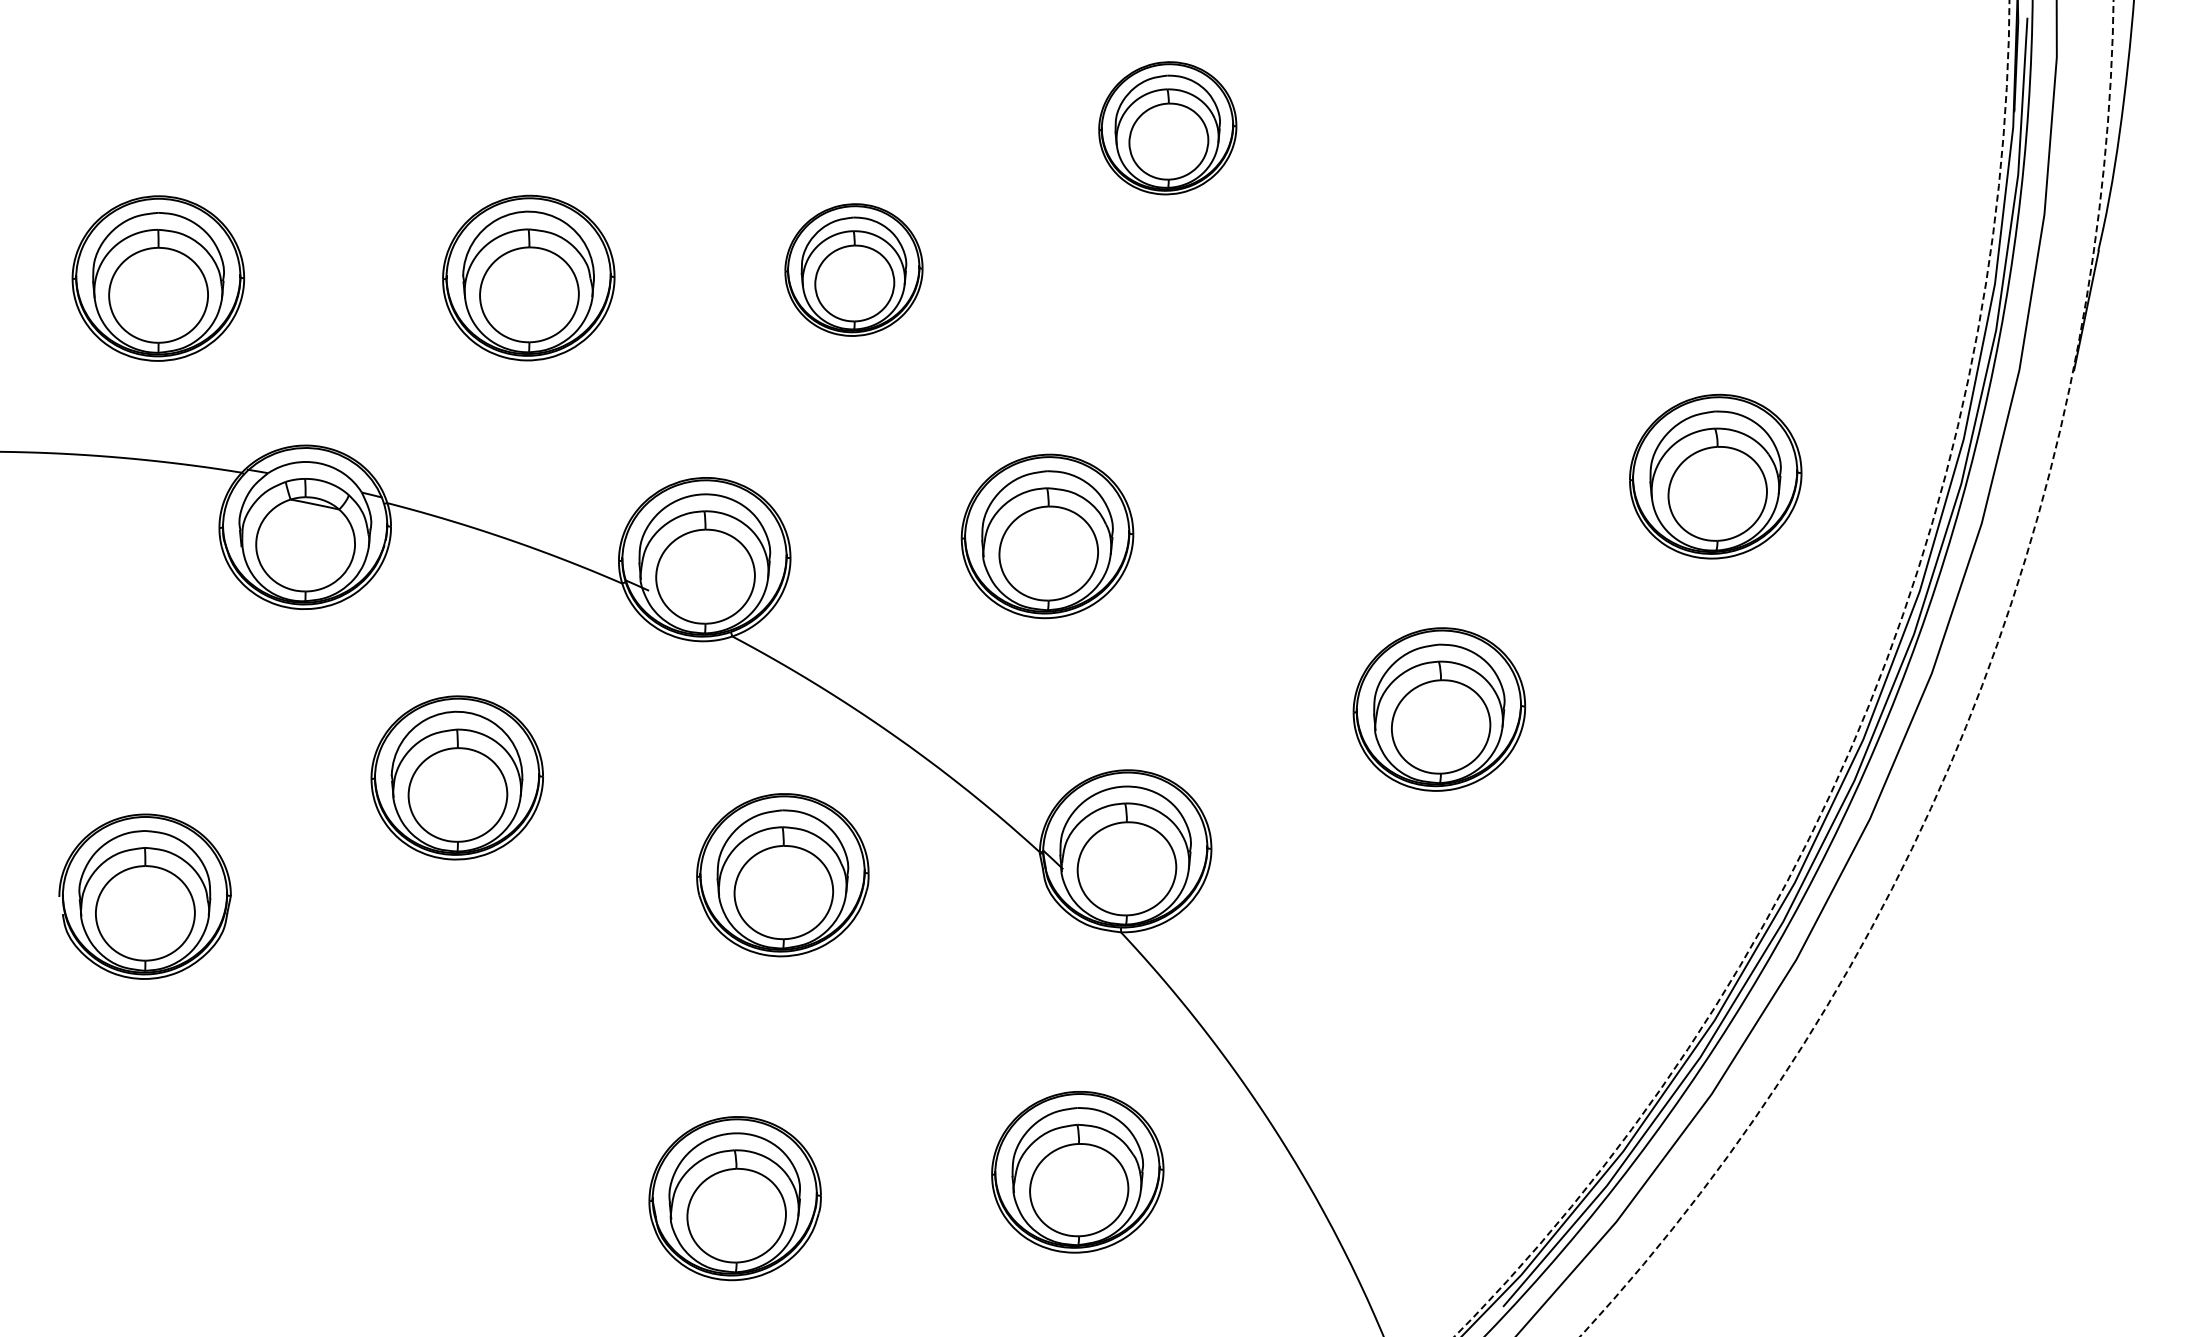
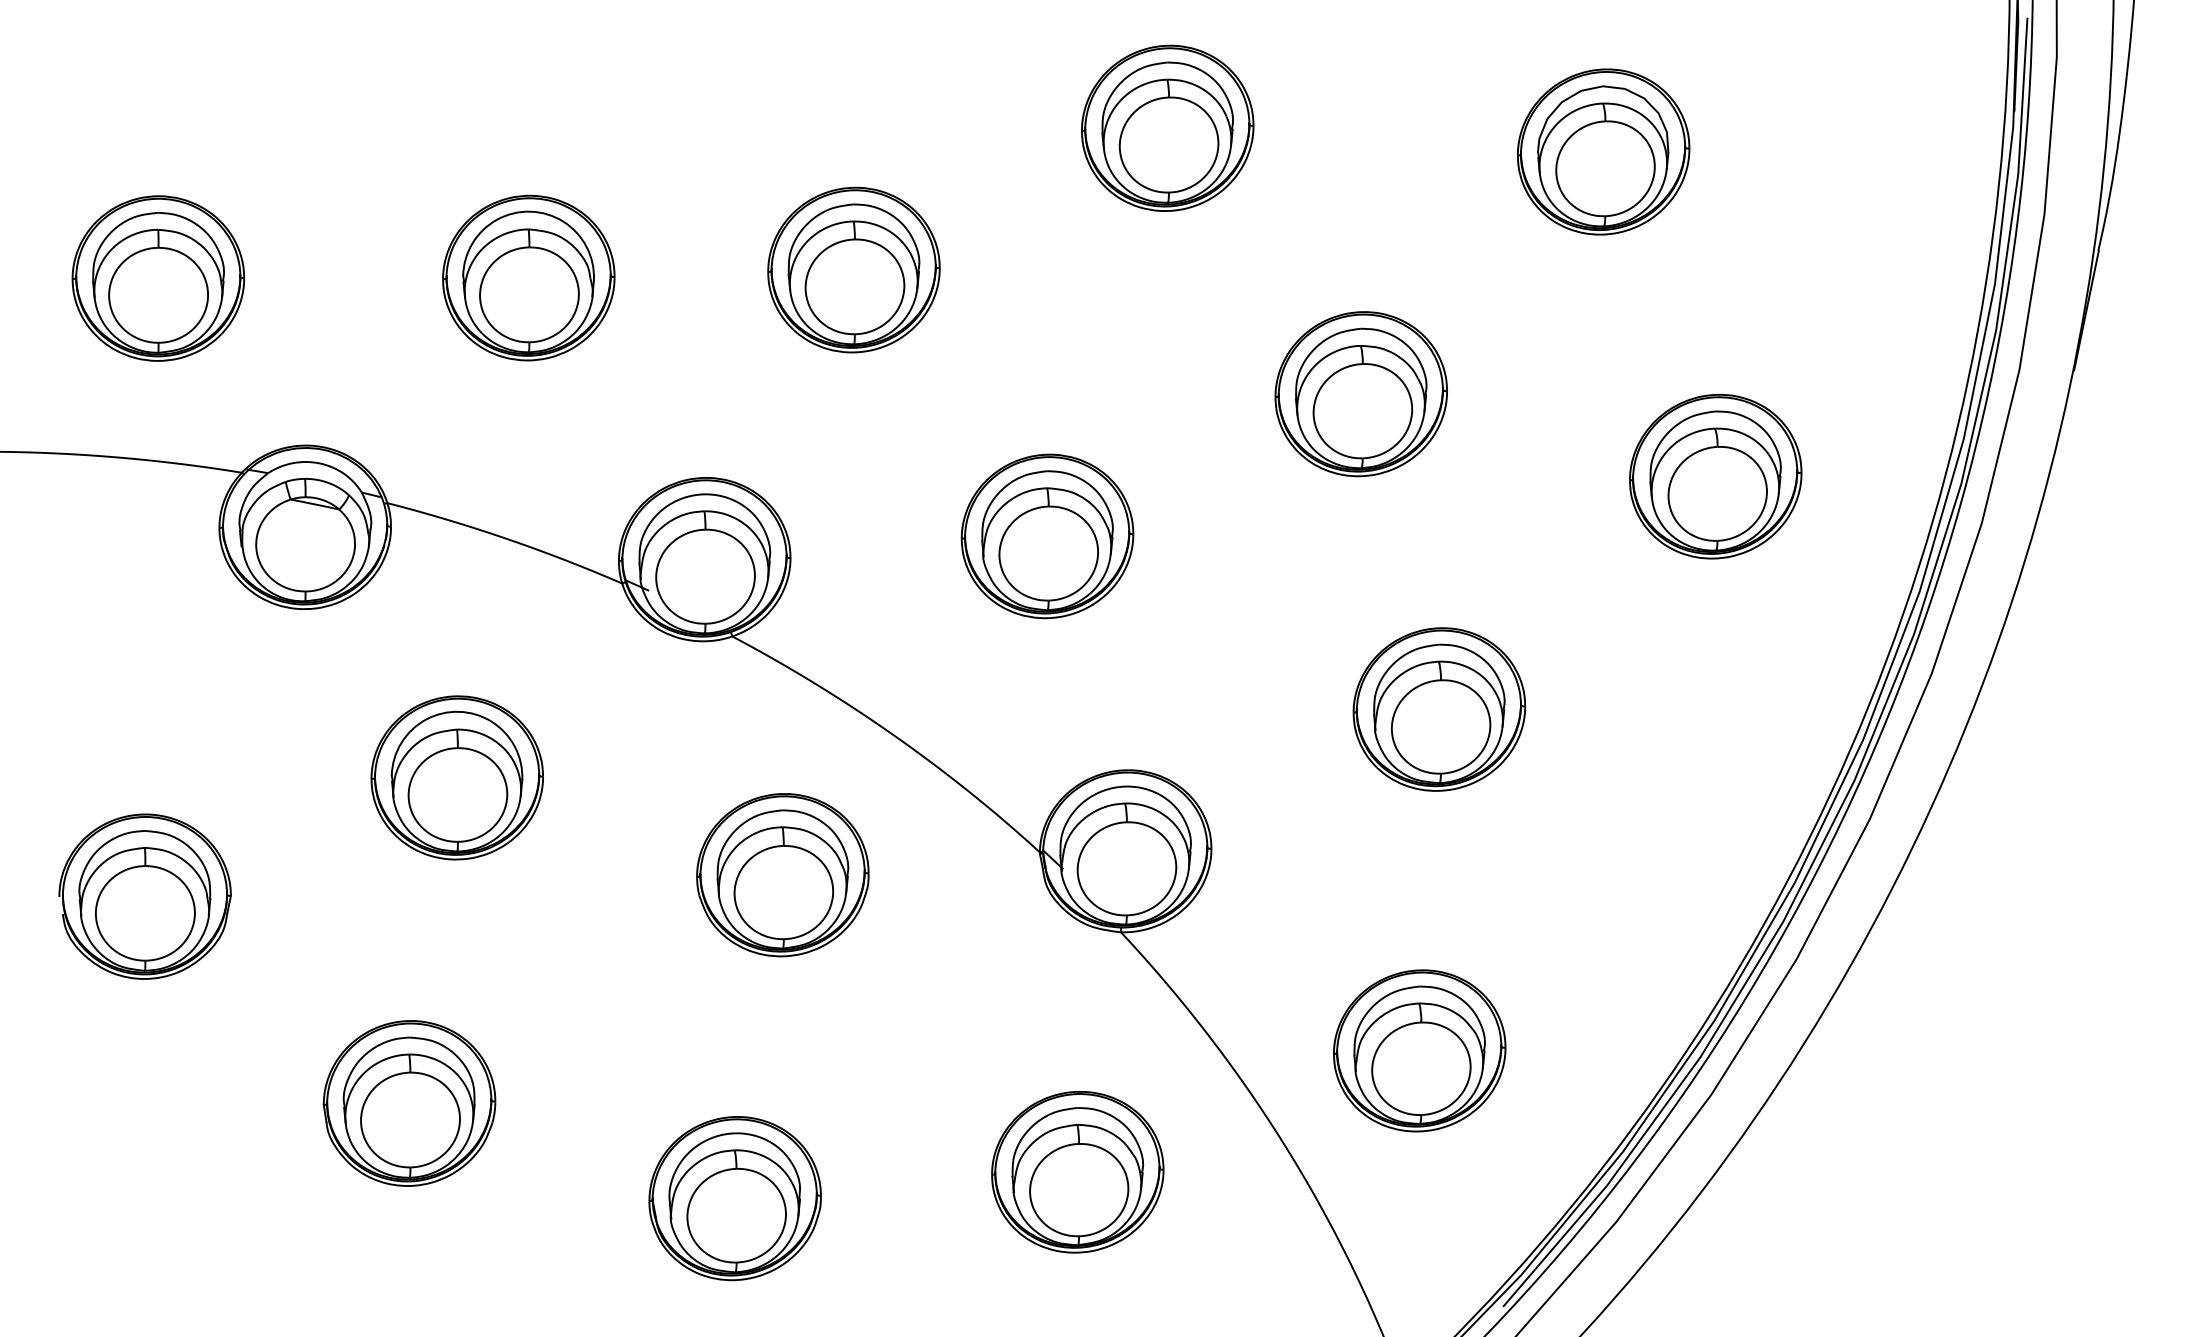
part size: 140x135 px -> 174x168 px (1167, 127)
part: none -> present (1603, 151)
part size: 140x134 px -> 174x168 px (853, 269)
part: none -> present (1360, 394)
arc: dashed -> solid (1969, 717)
arc: dashed -> solid (1861, 723)
part: none -> present (1419, 1050)
part: none -> present (409, 1103)
